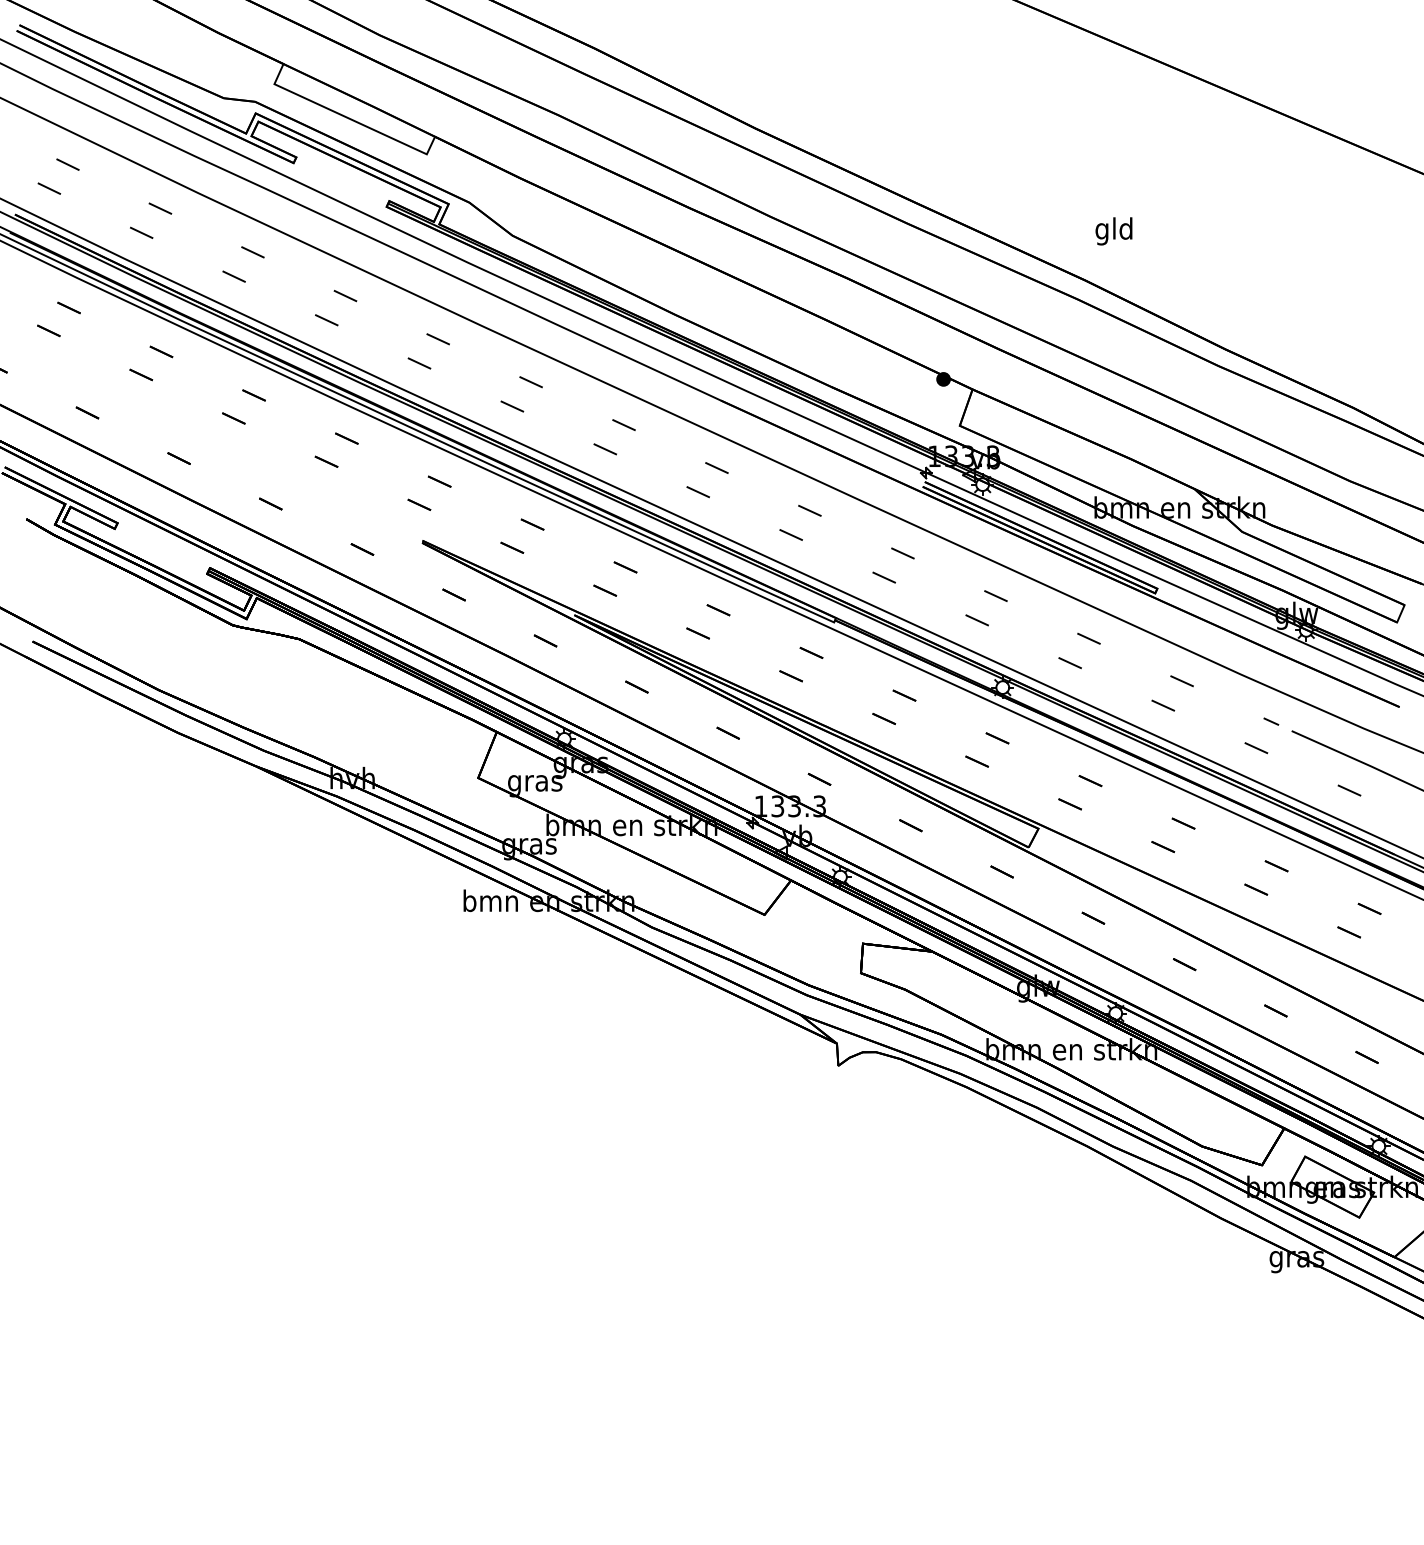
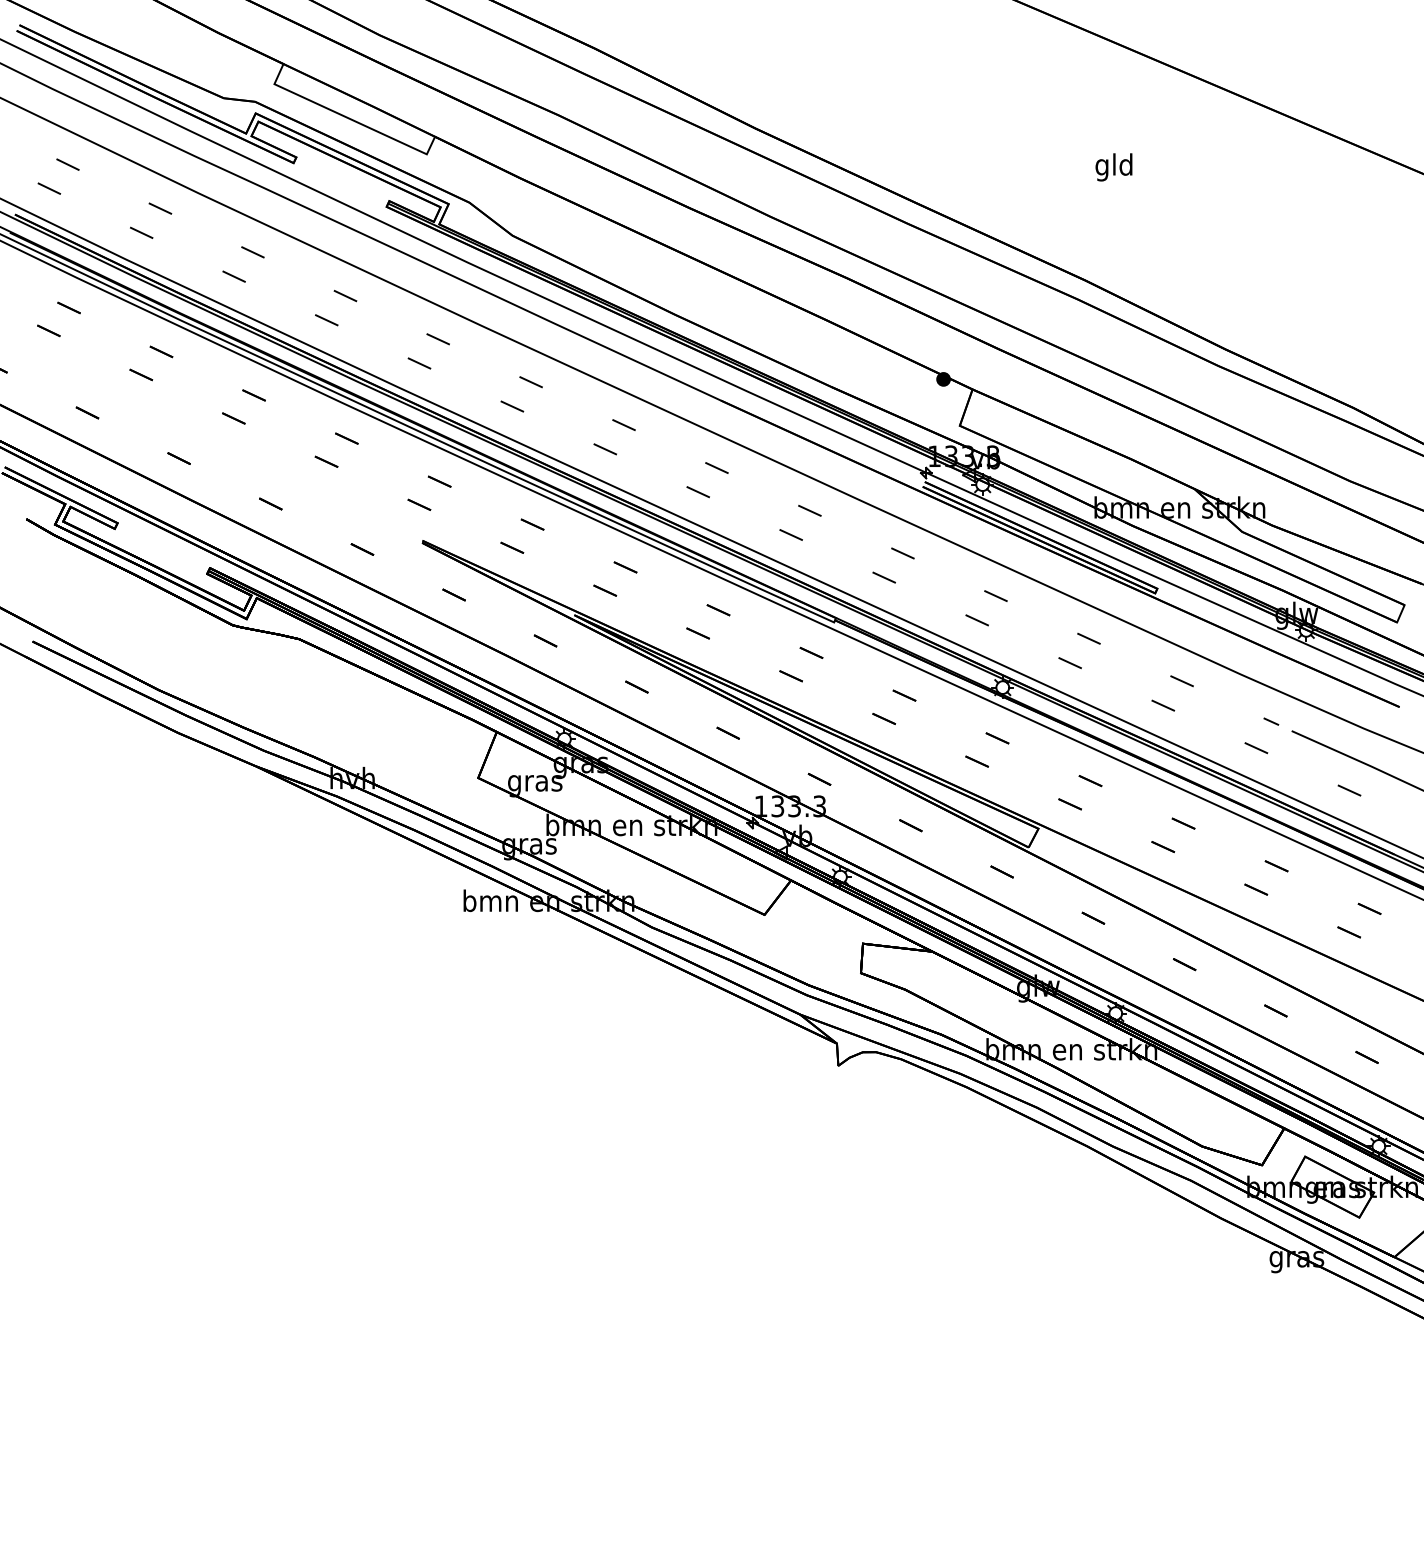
text position: (1113, 231) -> (1113, 167) (1113, 167)
